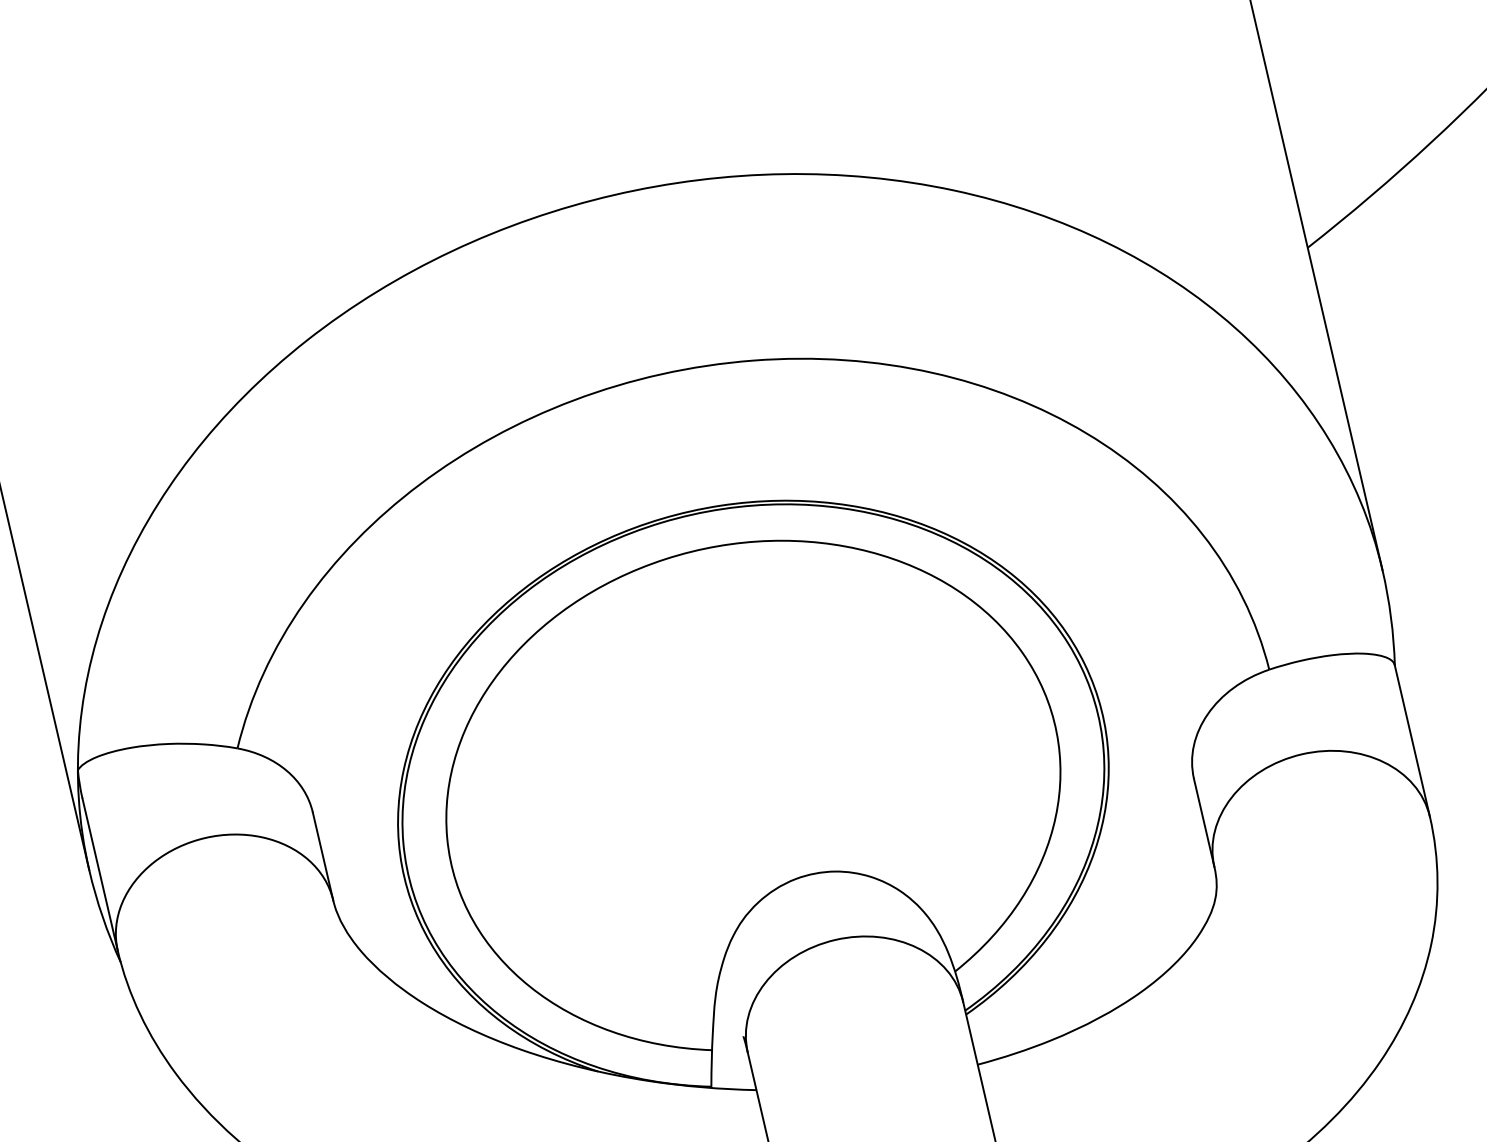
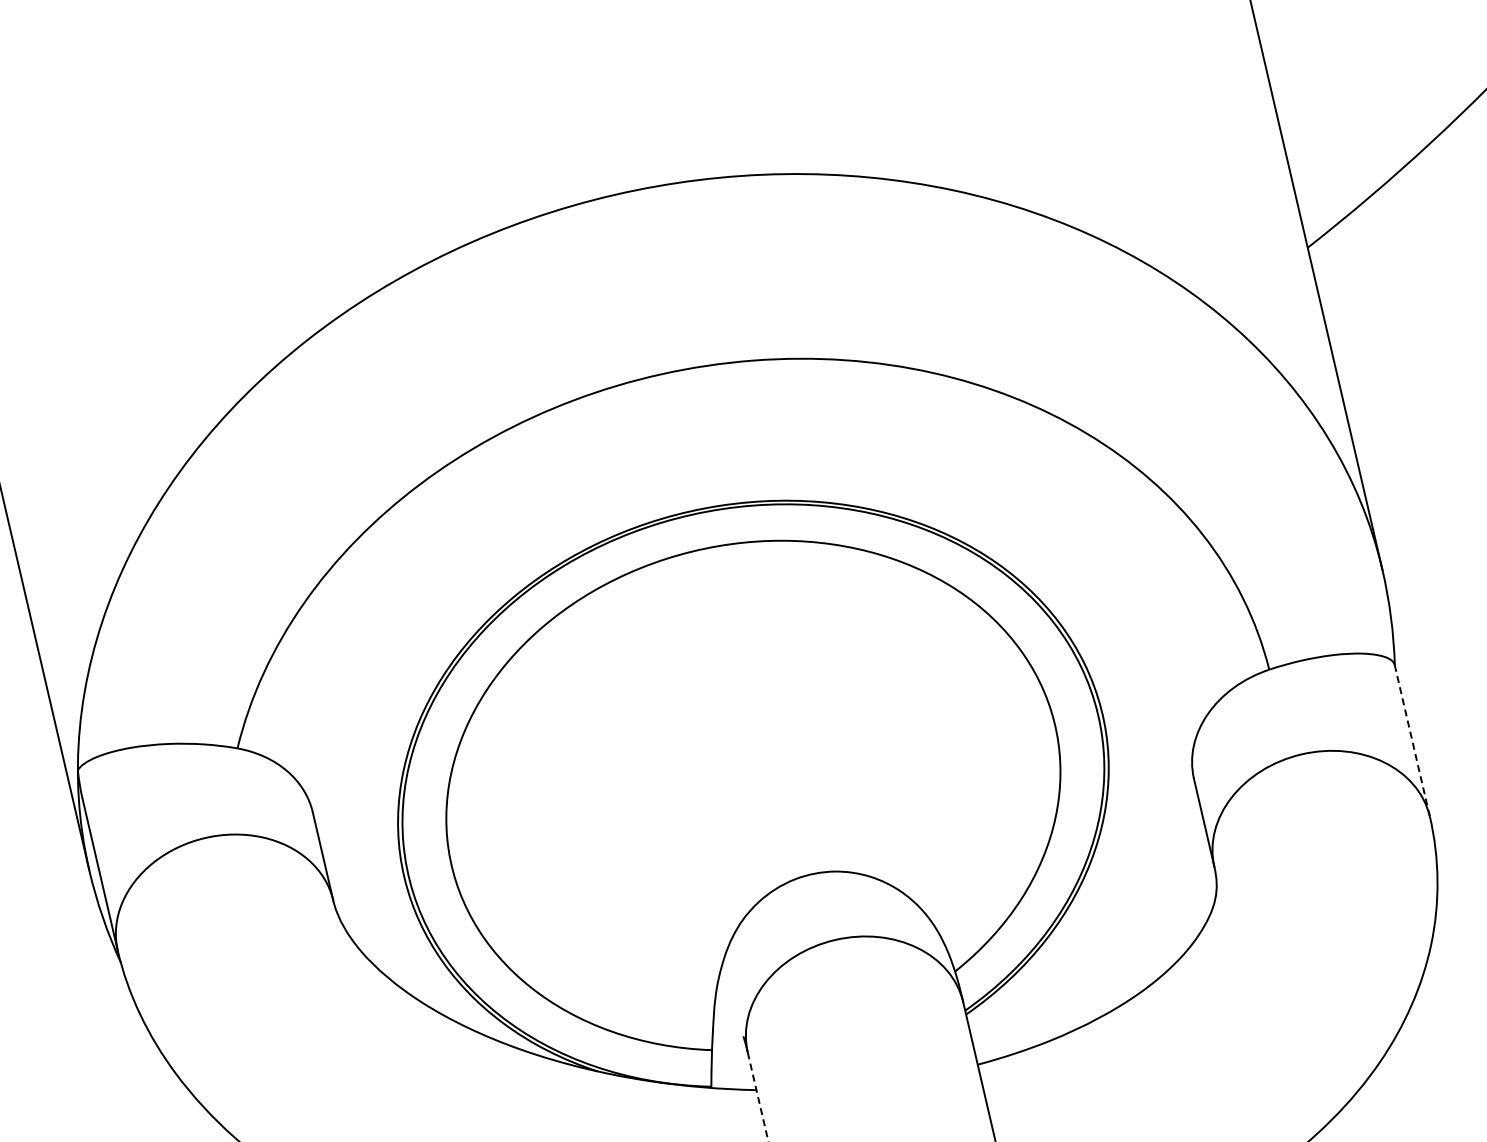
line: solid -> dashed (1412, 740)
line: solid -> dashed (758, 1097)
